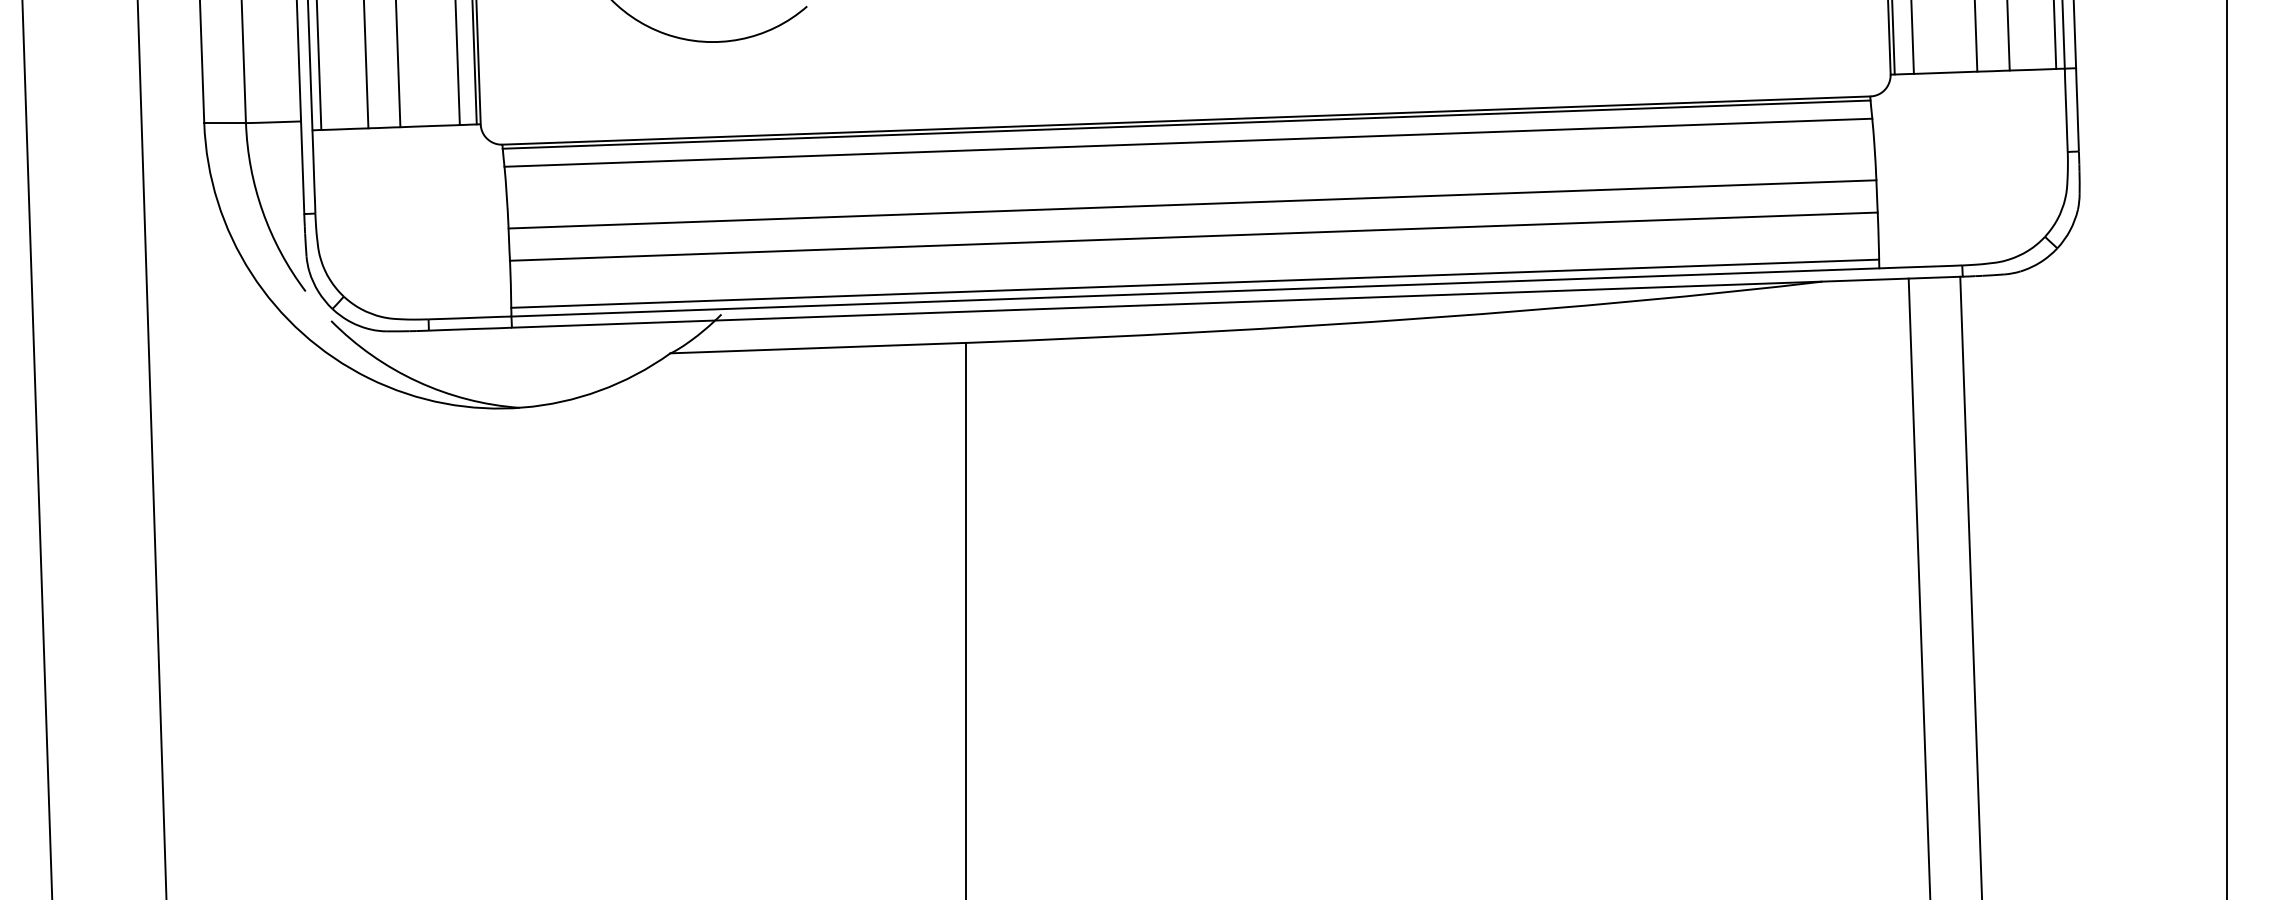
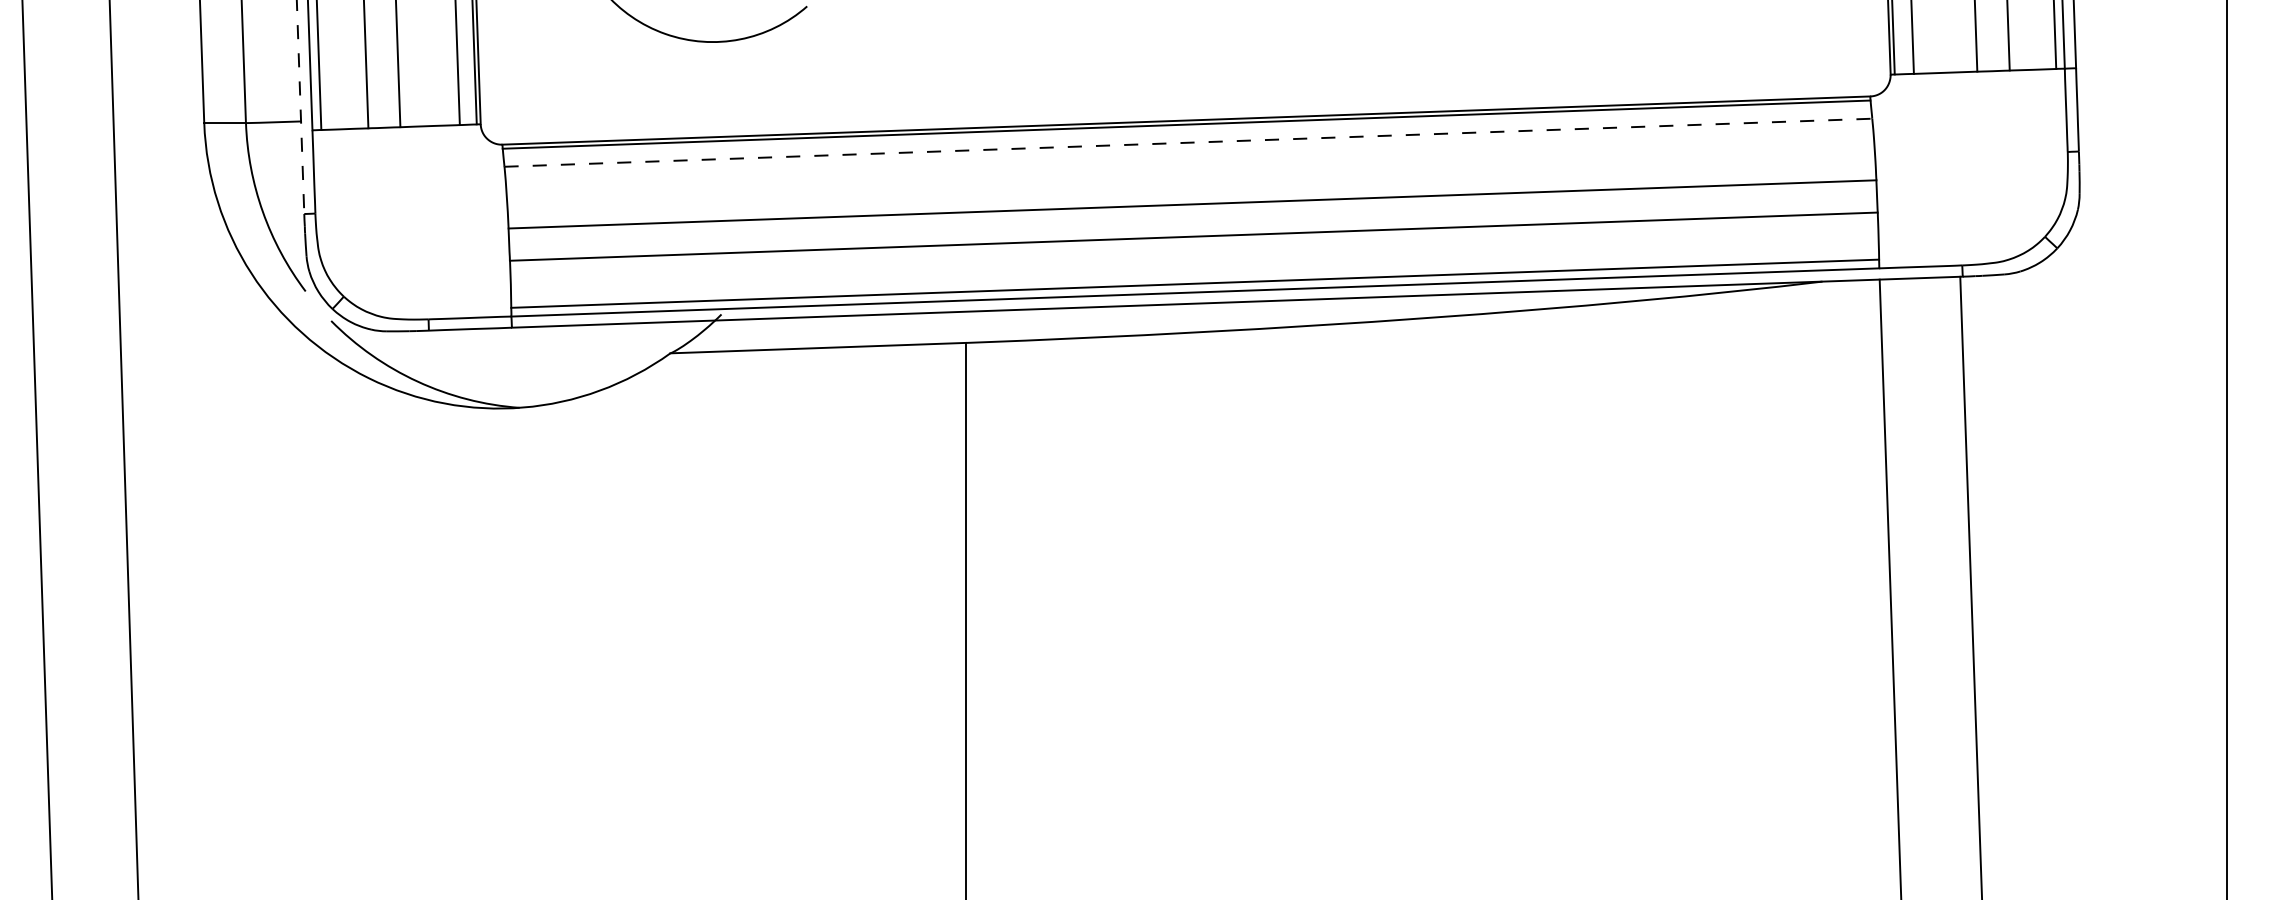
line: solid -> dashed (300, 107)
line: solid -> dashed (1188, 142)
line position: (151, 449) -> (123, 449) (123, 449)
line position: (1919, 587) -> (1890, 587) (1890, 587)
